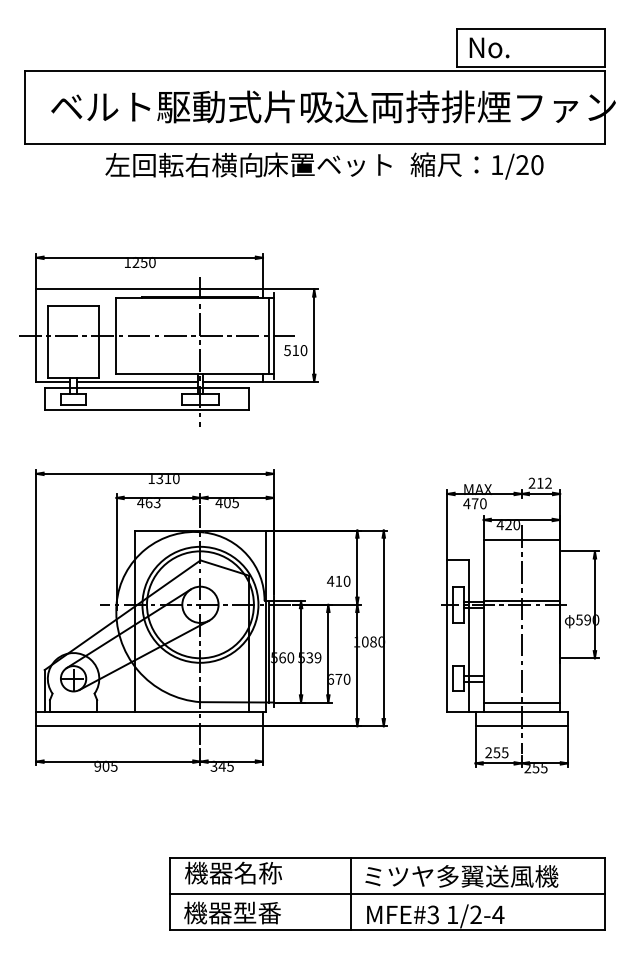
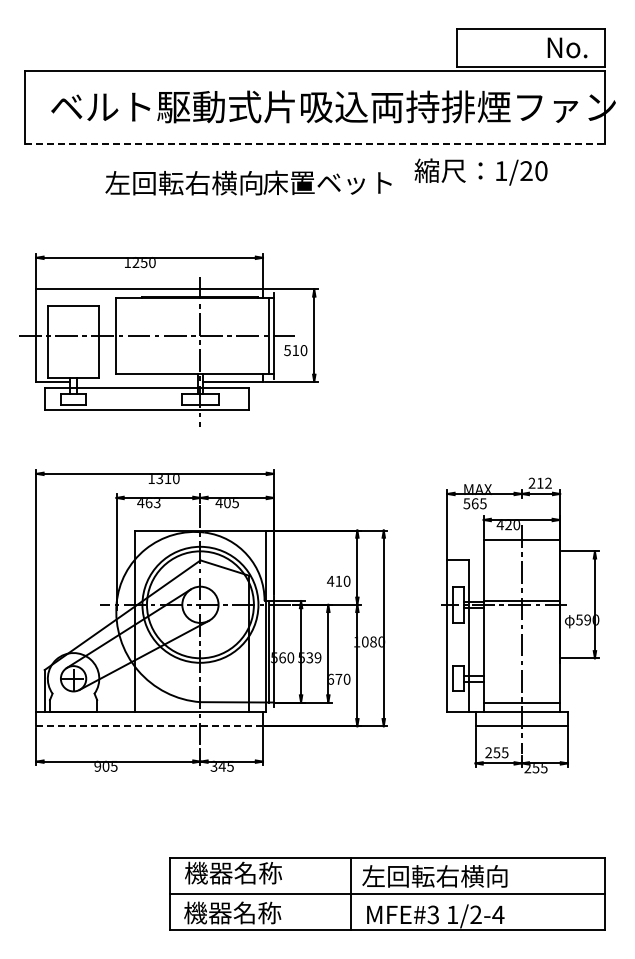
text position: (489, 47) -> (567, 47) (567, 47)
line: solid -> dashed (315, 143)
text position: (248, 164) -> (248, 182) (248, 182)
text position: (476, 165) -> (480, 171) (480, 171)
line: present -> none (137, 381)
text: 470 -> 565 (474, 503)
line: solid -> dashed (149, 726)
text: ミツヤ多翼送風機 -> 左回転右横向 (460, 876)
text: 機器型番 -> 機器名称 (257, 912)
